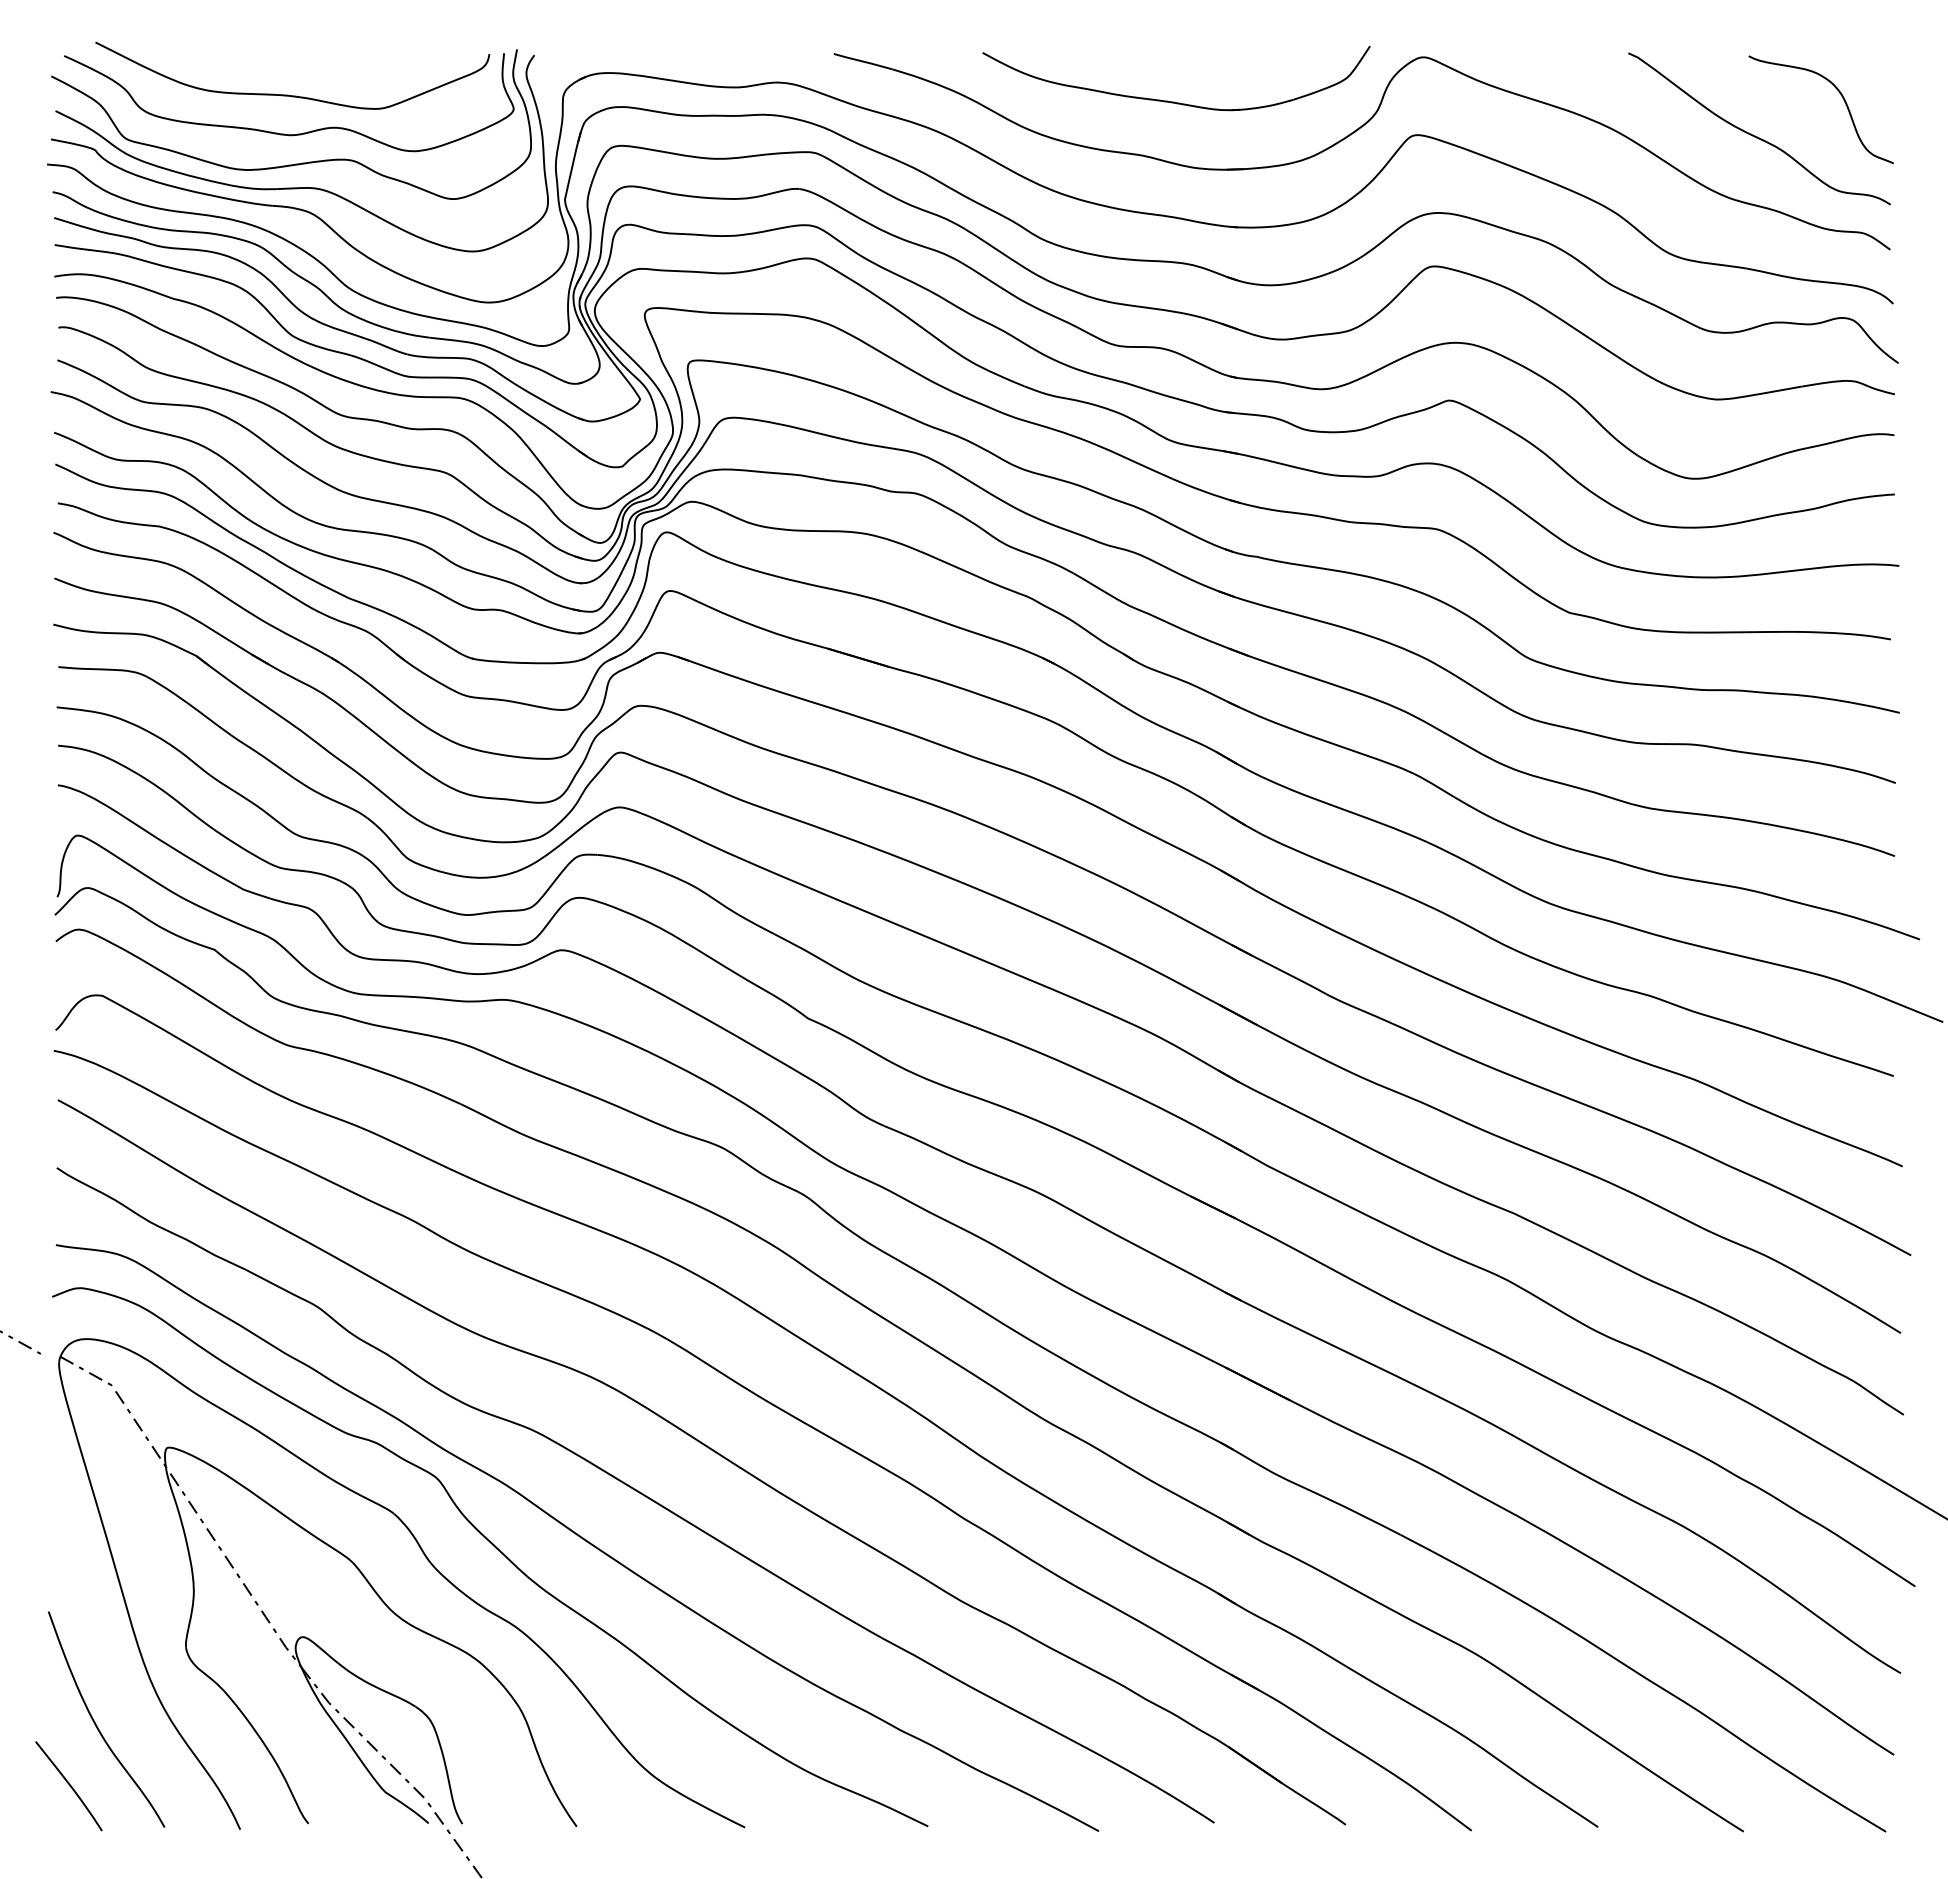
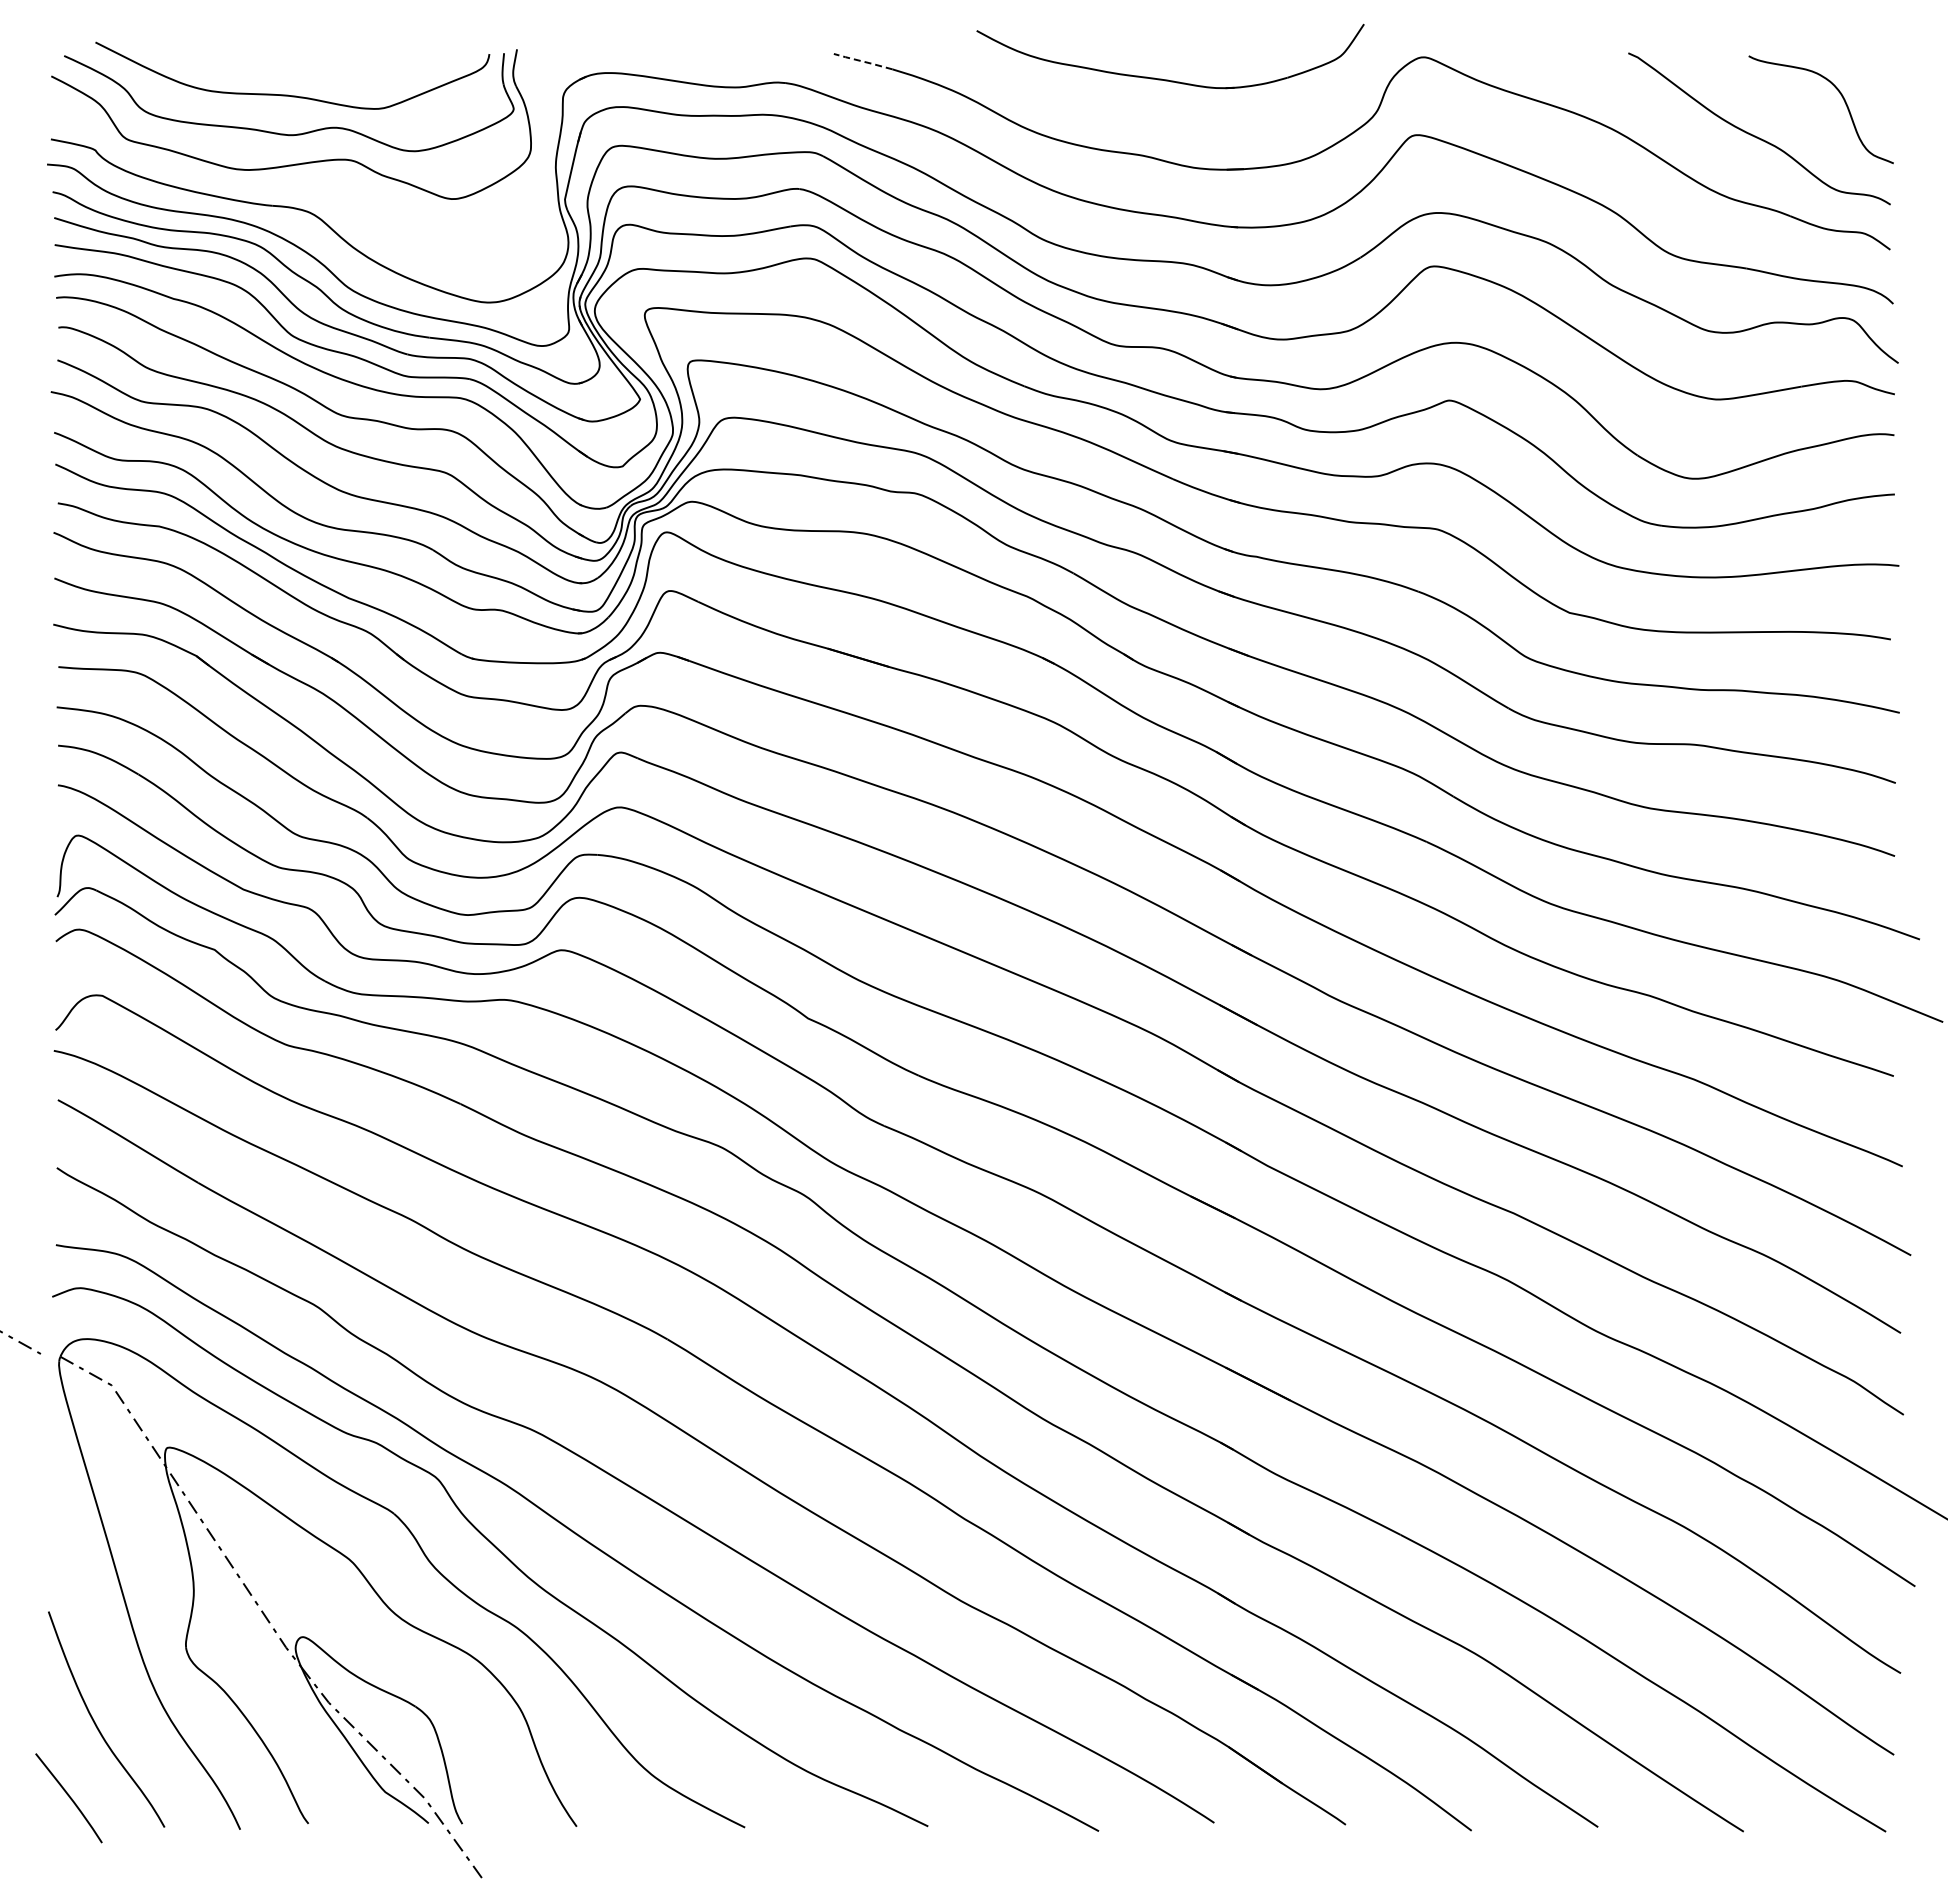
line: solid -> dashed (862, 61)
part position: (1174, 101) -> (1168, 79) (1168, 79)
part: present -> none (301, 187)
curve position: (69, 1786) -> (69, 1798) (69, 1798)
